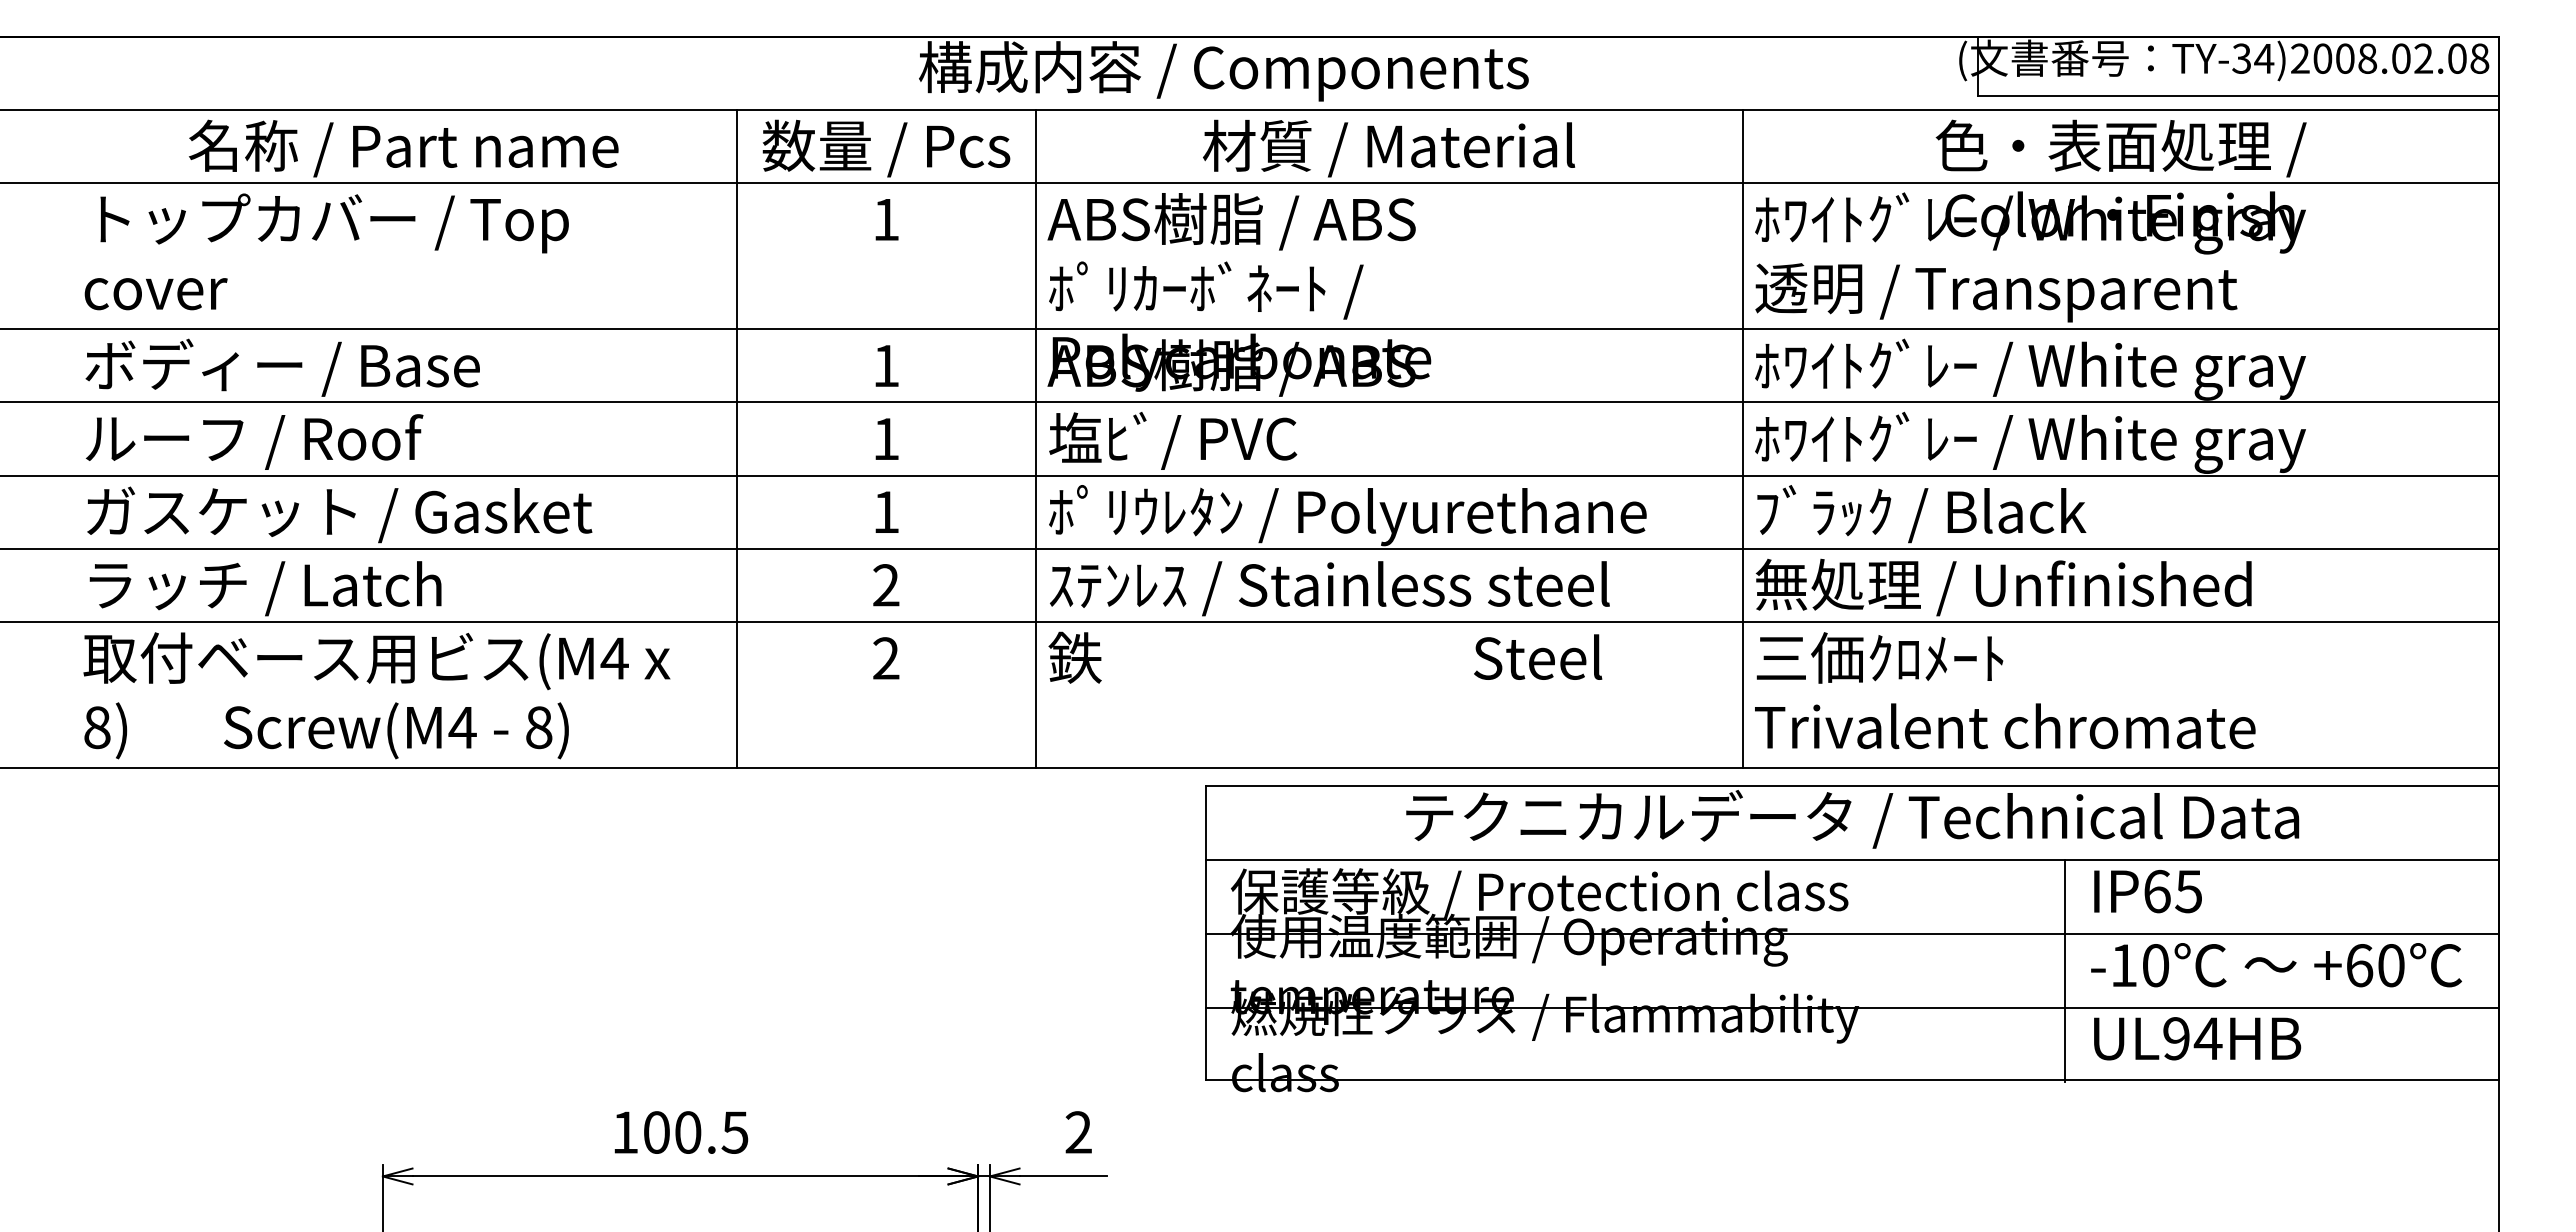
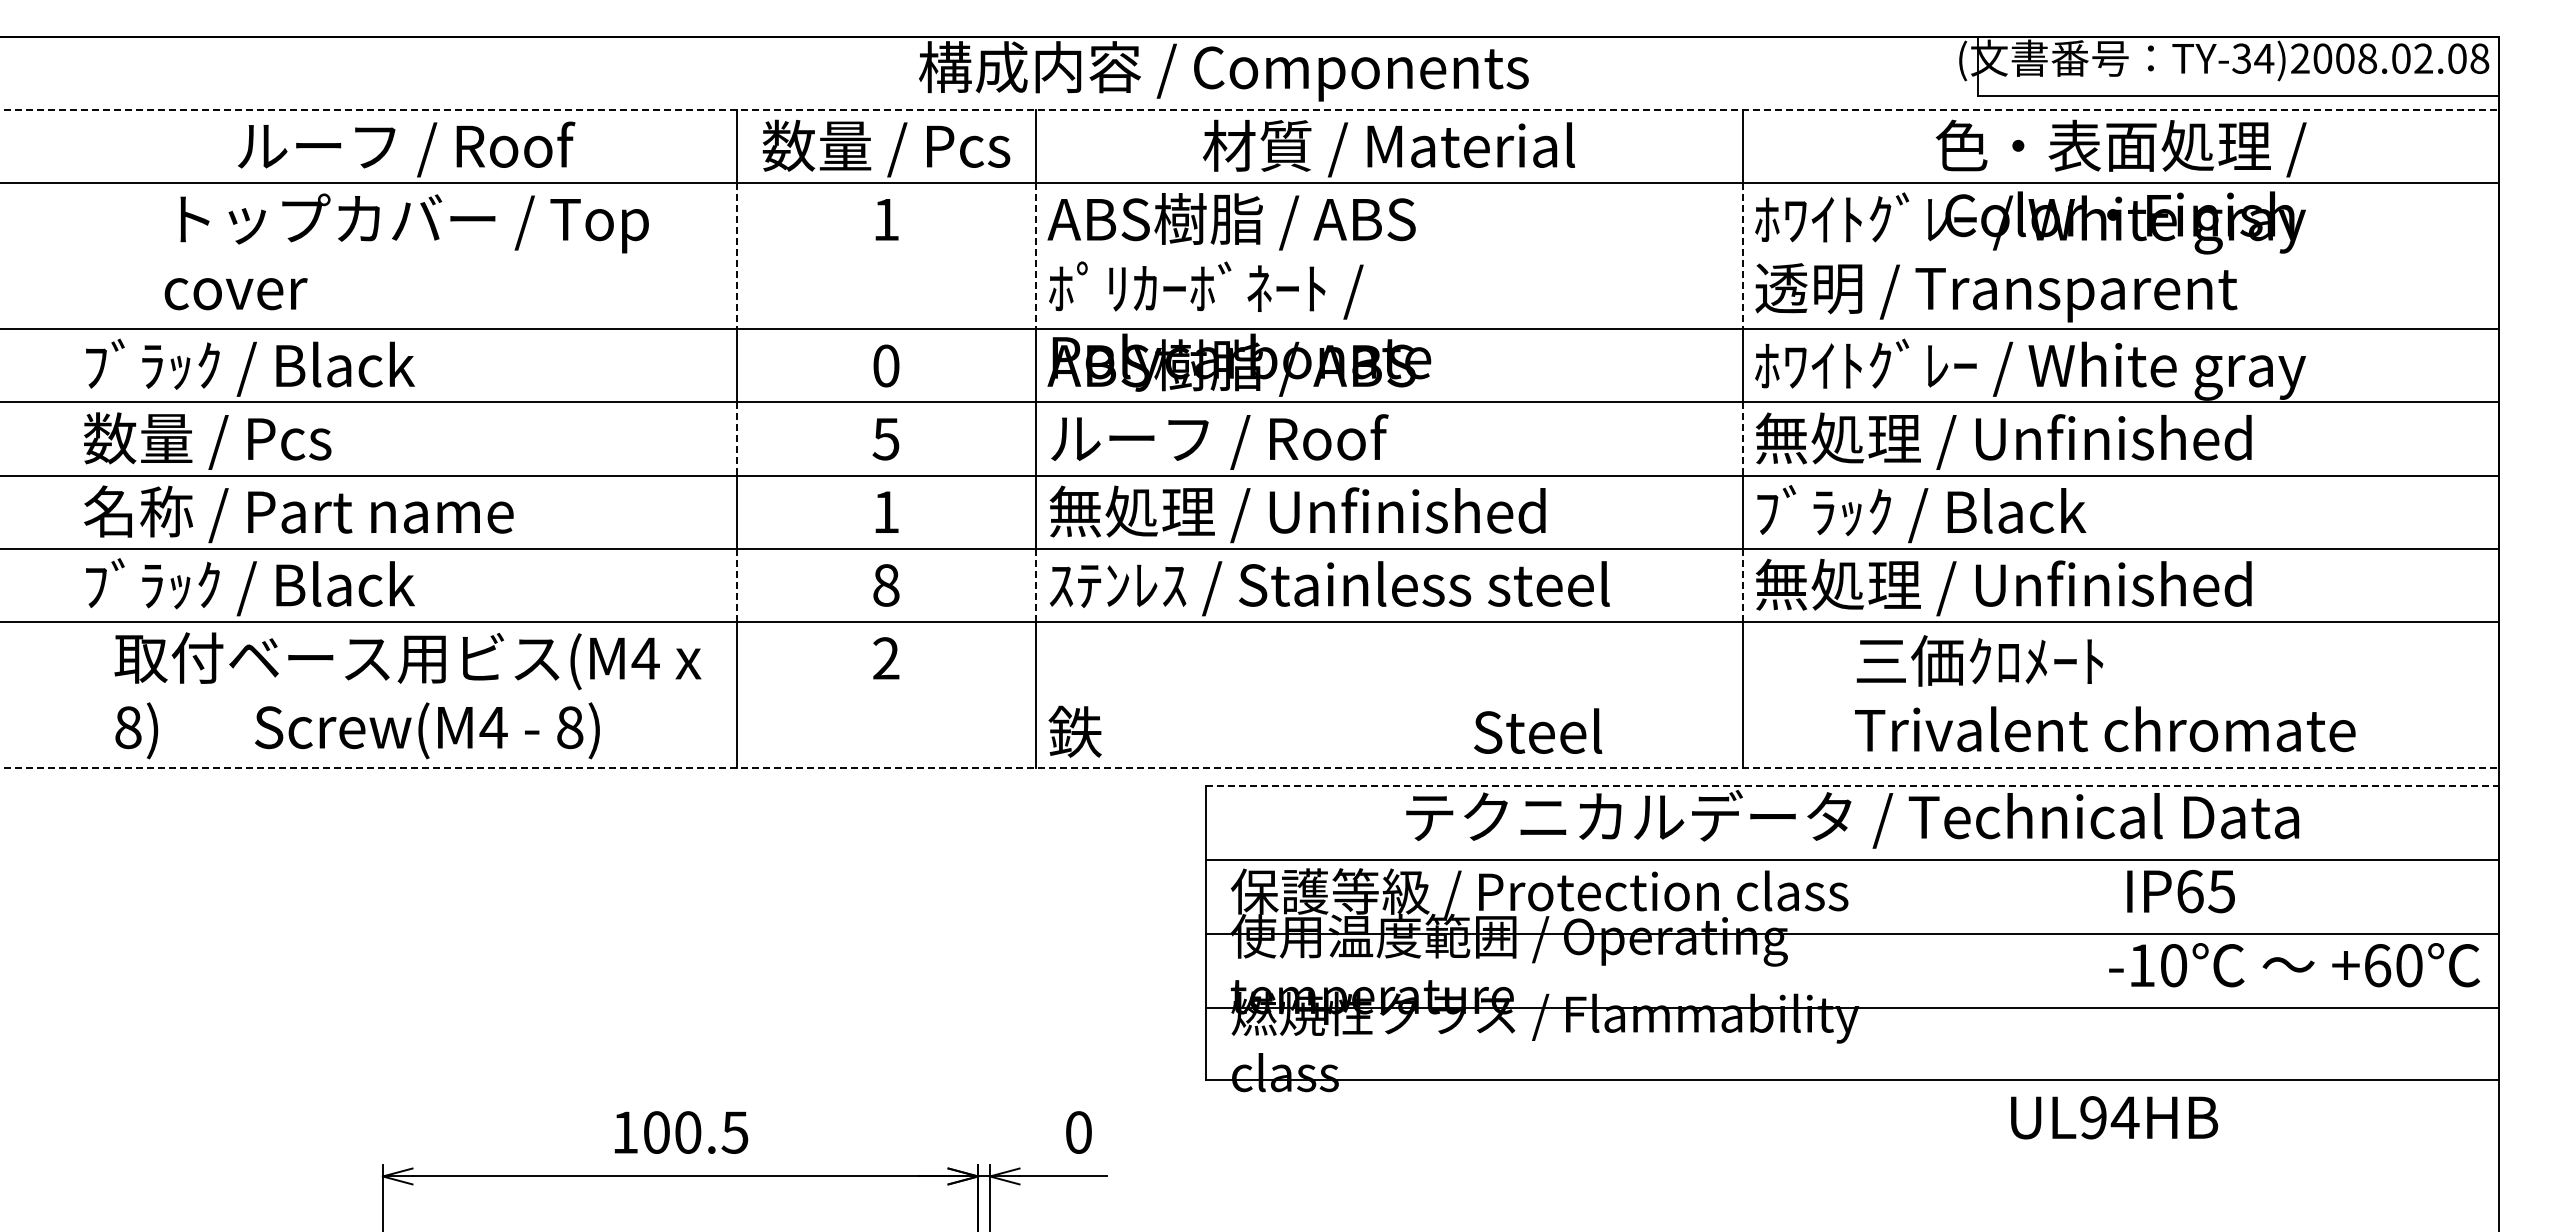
line: solid -> dashed (1249, 109)
text: 名称 / Part name -> ルーフ / Roof (403, 148)
text position: (326, 251) -> (406, 251) (406, 251)
line: solid -> dashed (736, 256)
line: solid -> dashed (1036, 256)
line: solid -> dashed (1742, 256)
text: 1 -> 0 (886, 365)
text: ボディー / Base -> ﾌﾞﾗｯｸ / Black (282, 367)
line: solid -> dashed (736, 439)
text: 1 -> 5 (885, 439)
line: solid -> dashed (1742, 439)
text: ルーフ / Roof -> 数量 / Pcs (253, 440)
text: 塩ﾋﾞ/ PVC -> ルーフ / Roof (1218, 440)
text: ﾎﾜｲﾄｸﾞﾚｰ / White gray -> 無処理 / Unfinished (2030, 442)
text: ガスケット / Gasket -> 名称 / Part name (338, 514)
text: ﾎﾟﾘｳﾚﾀﾝ / Polyurethane -> 無処理 / Unfinished (1347, 515)
line: solid -> dashed (736, 585)
text: 2 -> 8 (886, 585)
line: solid -> dashed (1036, 585)
line: solid -> dashed (1742, 585)
text: ラッチ / Latch -> ﾌﾞﾗｯｸ / Black (263, 587)
text position: (1325, 657) -> (1325, 731) (1325, 731)
text position: (2005, 690) -> (2105, 693) (2105, 693)
text position: (376, 695) -> (407, 695) (407, 695)
line: solid -> dashed (1249, 768)
line: solid -> dashed (1852, 785)
text position: (2147, 891) -> (2180, 891) (2180, 891)
text position: (2276, 965) -> (2294, 965) (2294, 965)
line: present -> none (2064, 971)
text position: (2197, 1038) -> (2114, 1117) (2114, 1117)
text: 2 -> 0 (1078, 1132)
